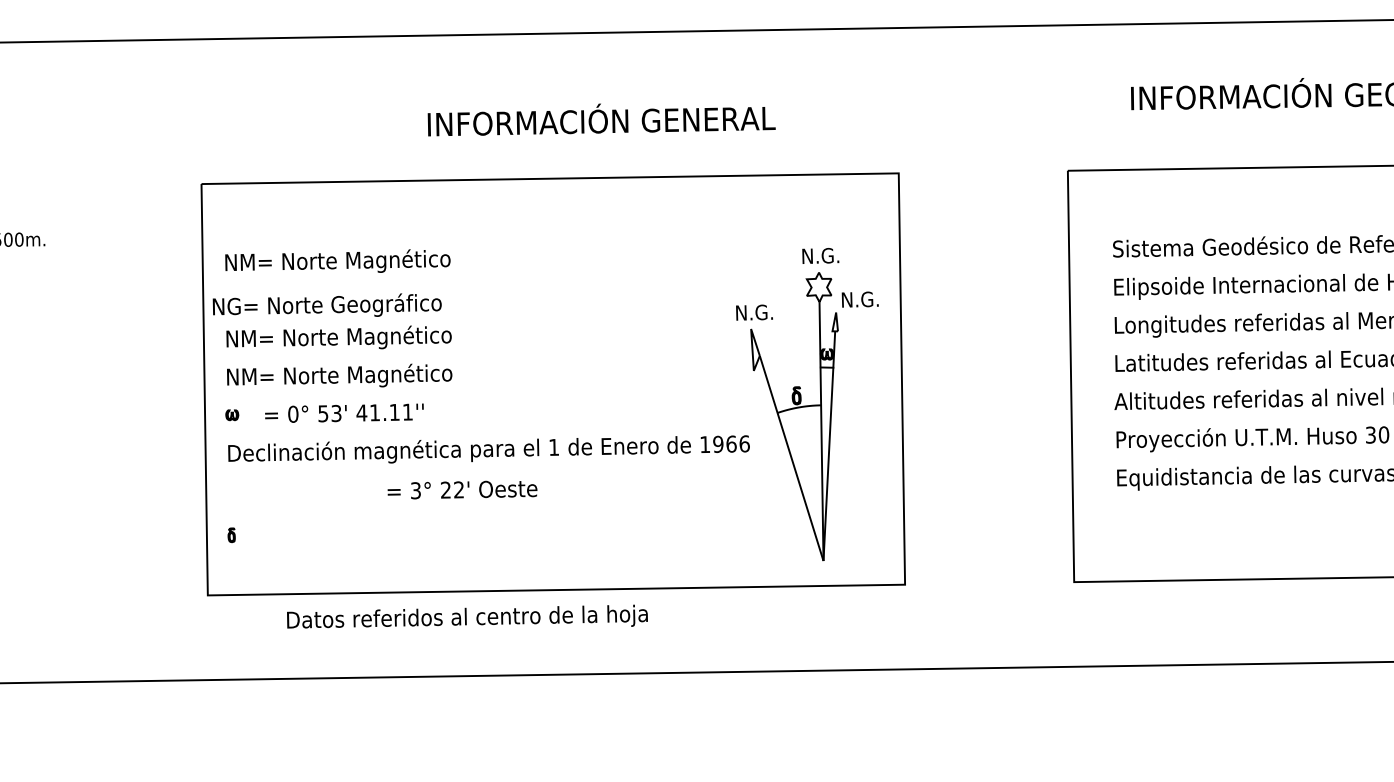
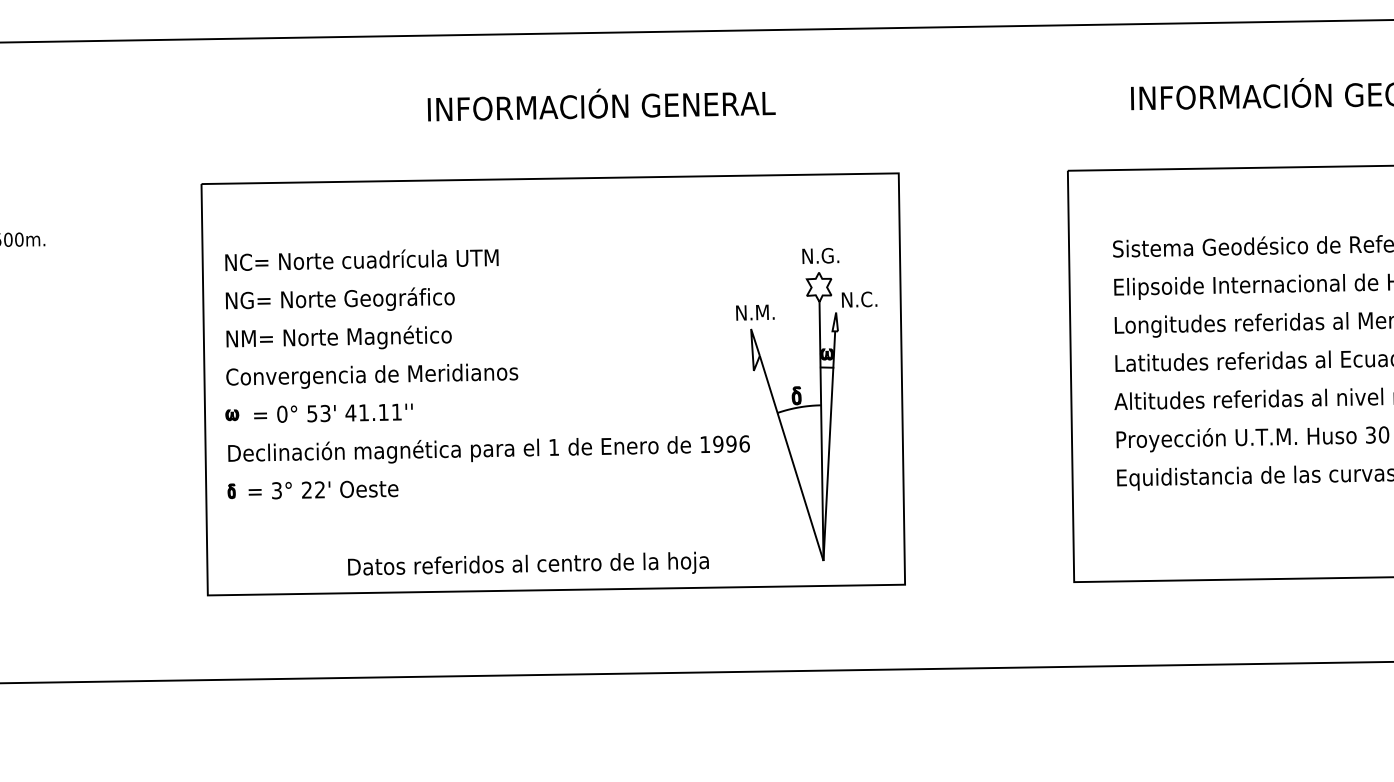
text position: (601, 119) -> (601, 104) (601, 104)
text: NM= Norte Magnético -> NC= Norte cuadrícula UTM (369, 260)
text: N.G. -> N.C. (873, 299)
text position: (326, 304) -> (339, 298) (339, 298)
text: N.G. -> N.M. (764, 312)
text: NM= Norte Magnético -> Convergencia de Meridianos (372, 375)
text position: (344, 412) -> (333, 412) (333, 412)
text: 1966 -> 1996 (731, 443)
text position: (462, 489) -> (323, 489) (323, 489)
part position: (231, 535) -> (231, 491) (231, 491)
text position: (467, 616) -> (528, 563) (528, 563)
